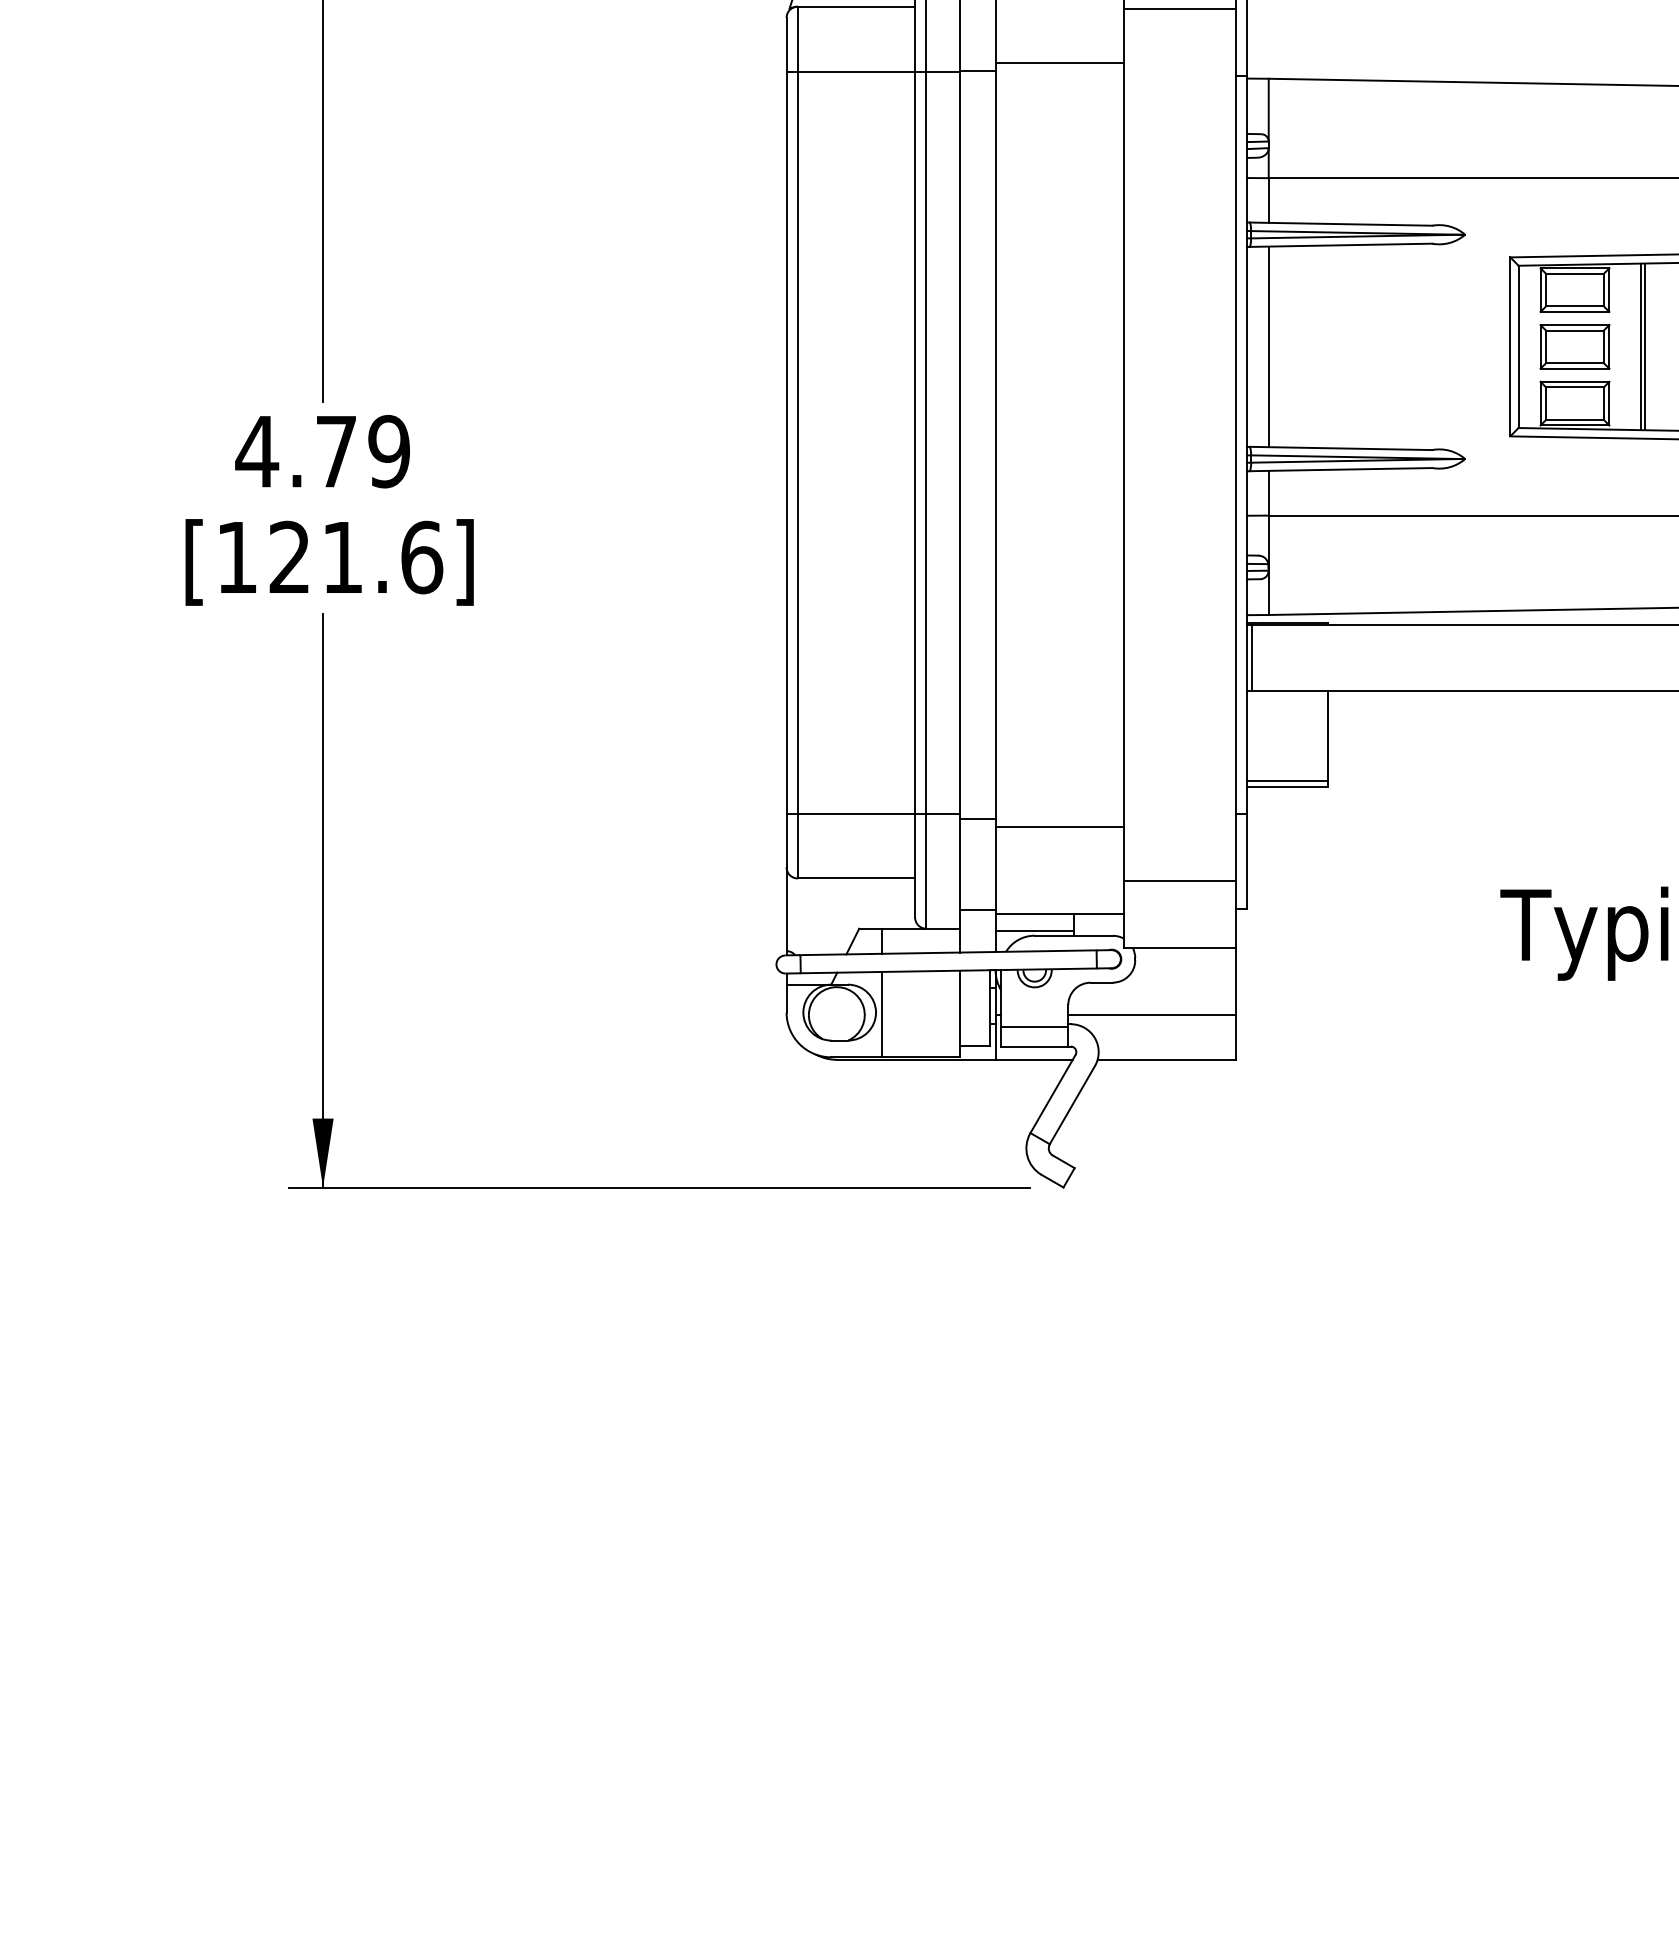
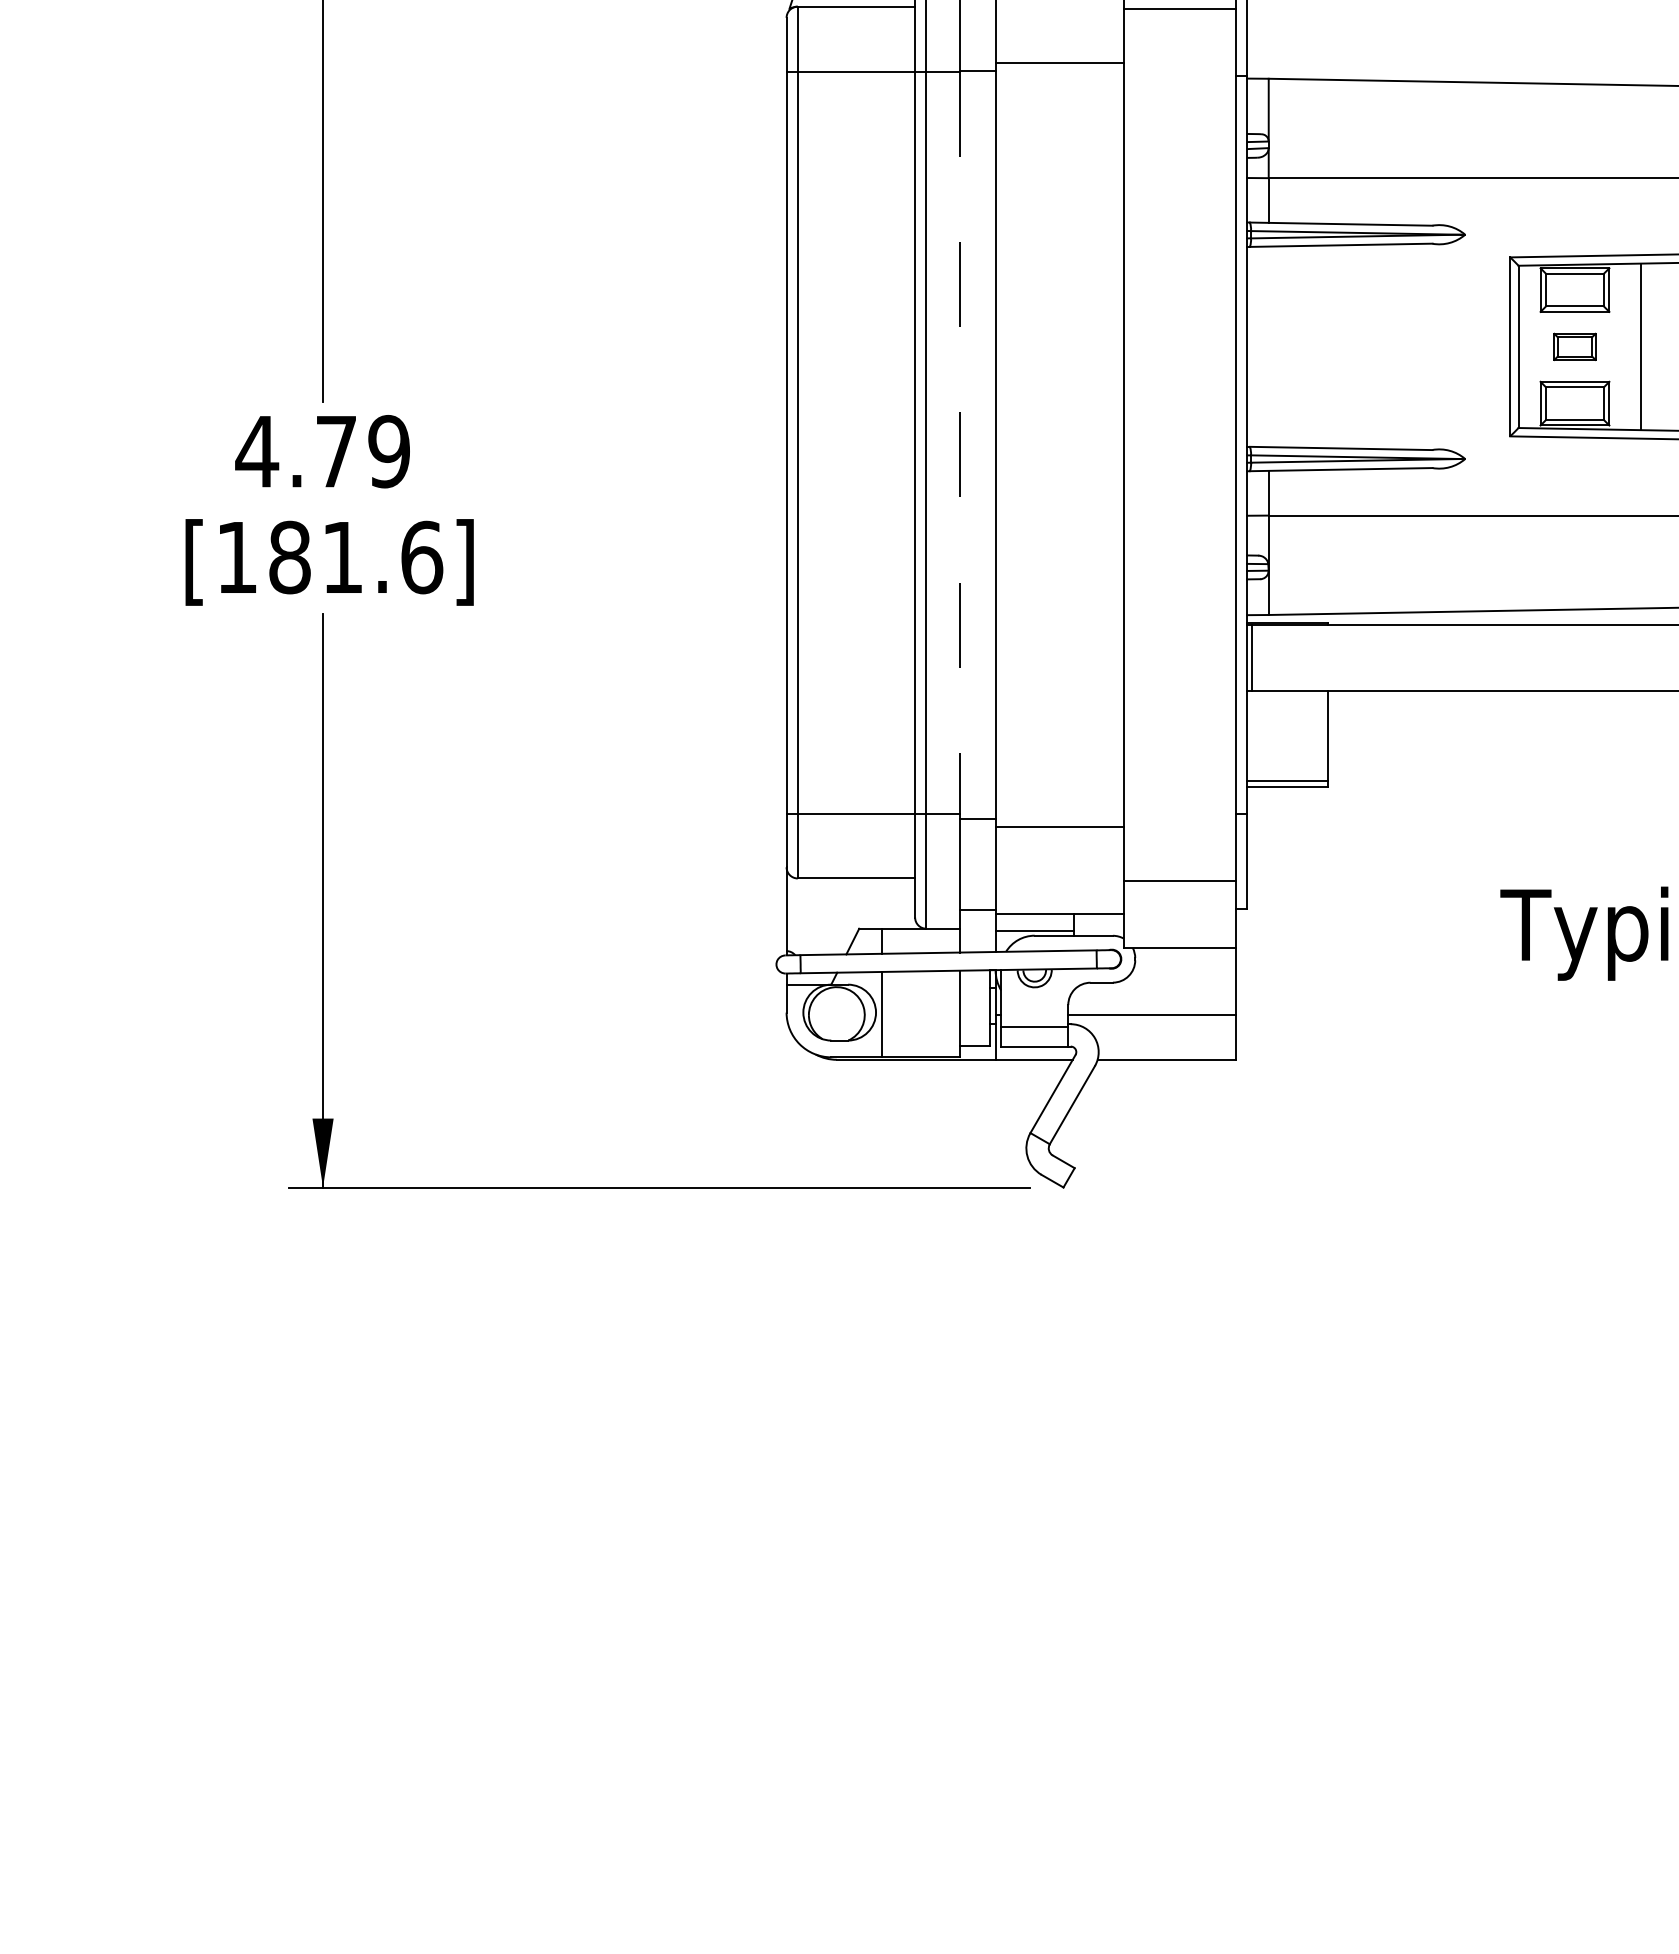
line: present -> none (1268, 346)
part size: 72x46 px -> 44x29 px (1574, 346)
line: present -> none (1644, 346)
line: solid -> dashed (959, 443)
text: [121.6] -> [181.6] (289, 557)
